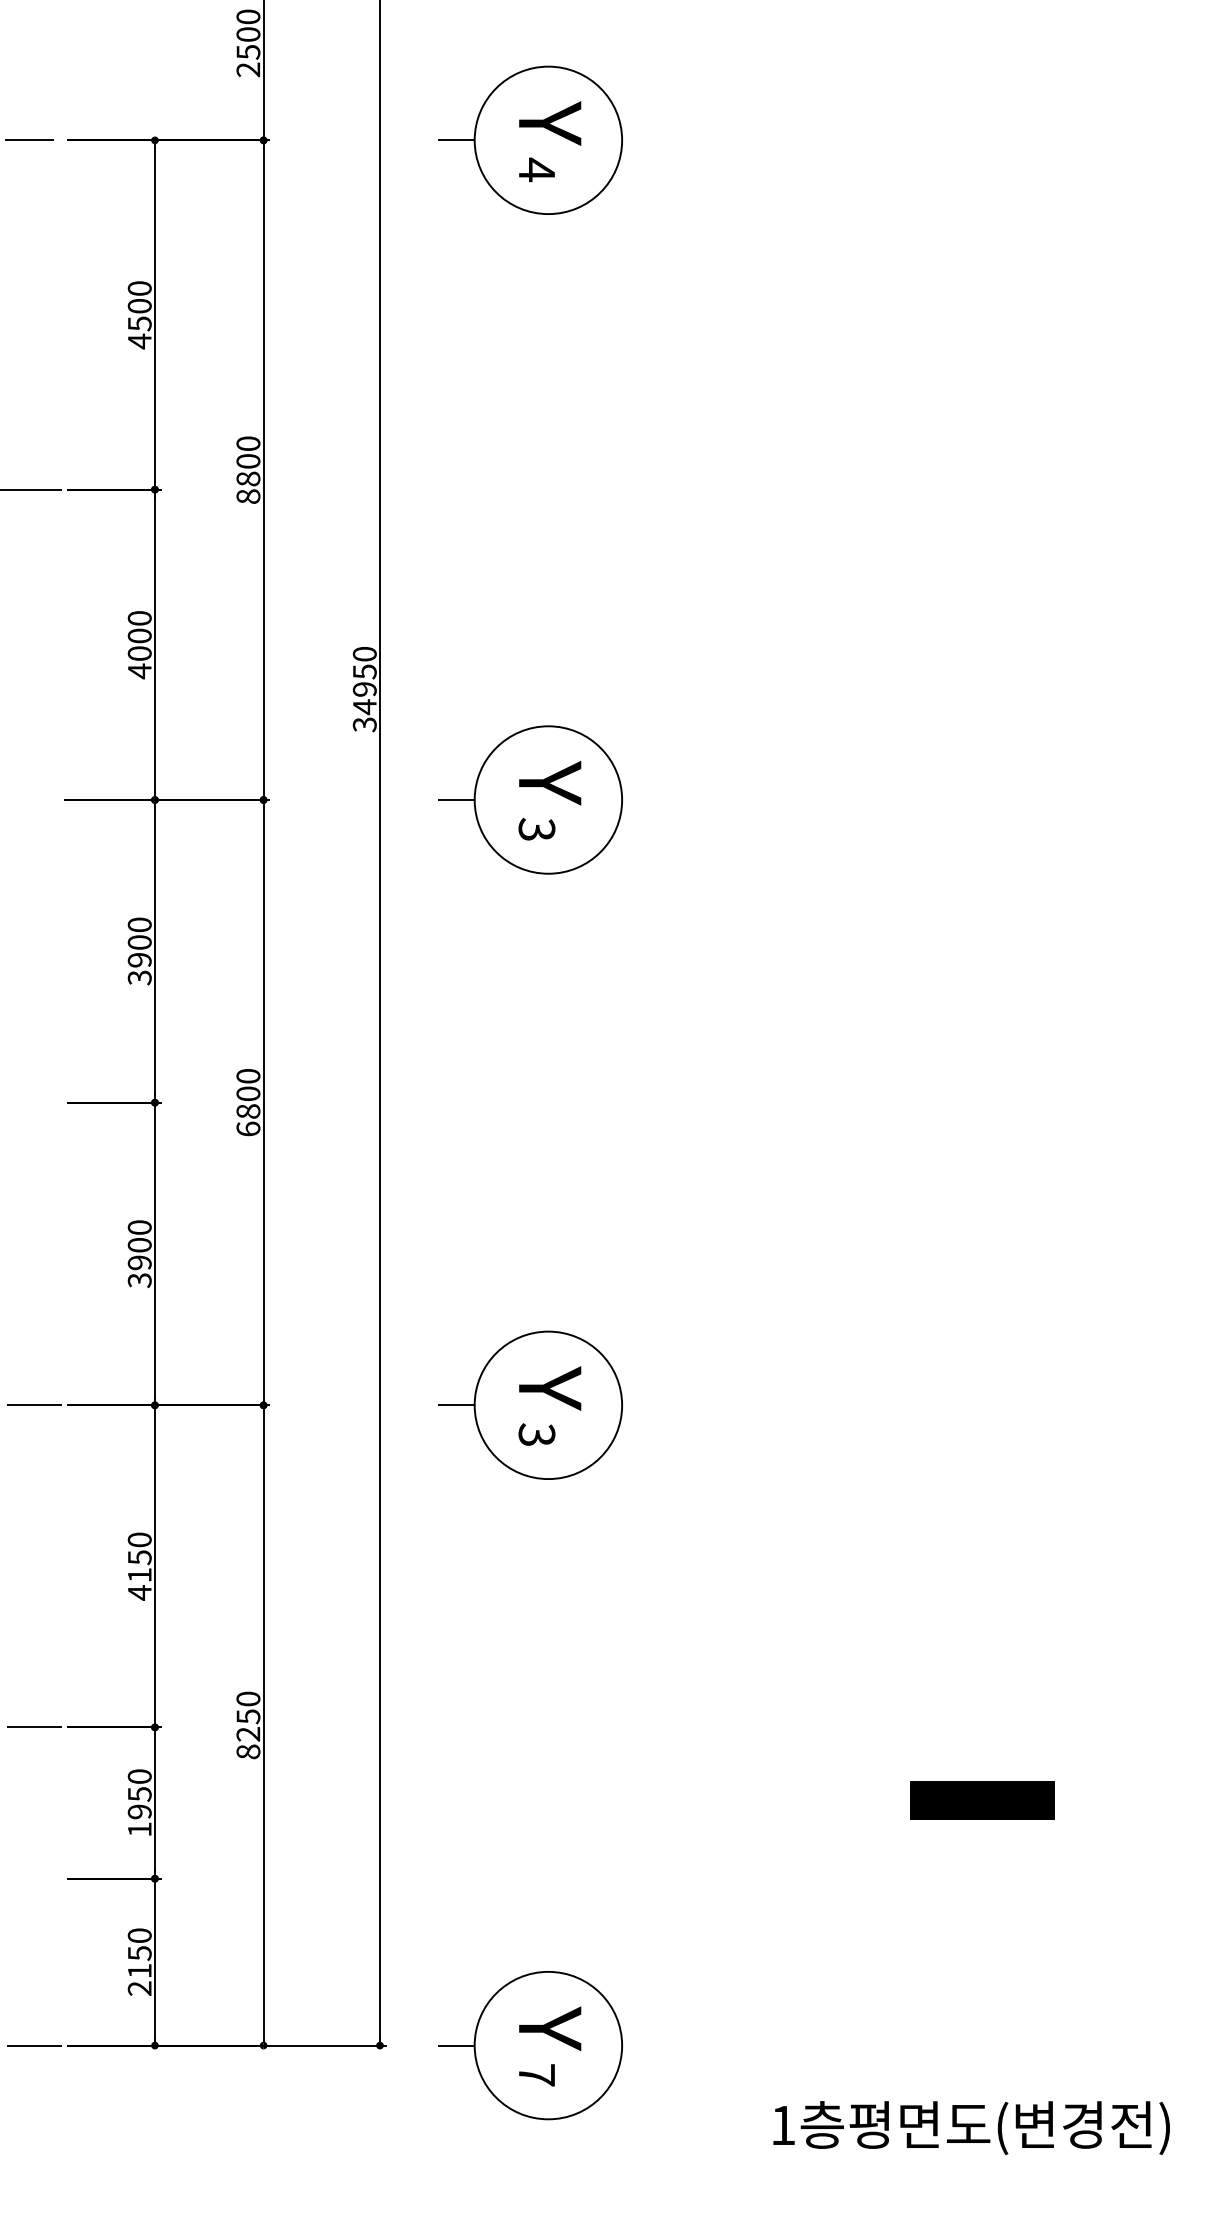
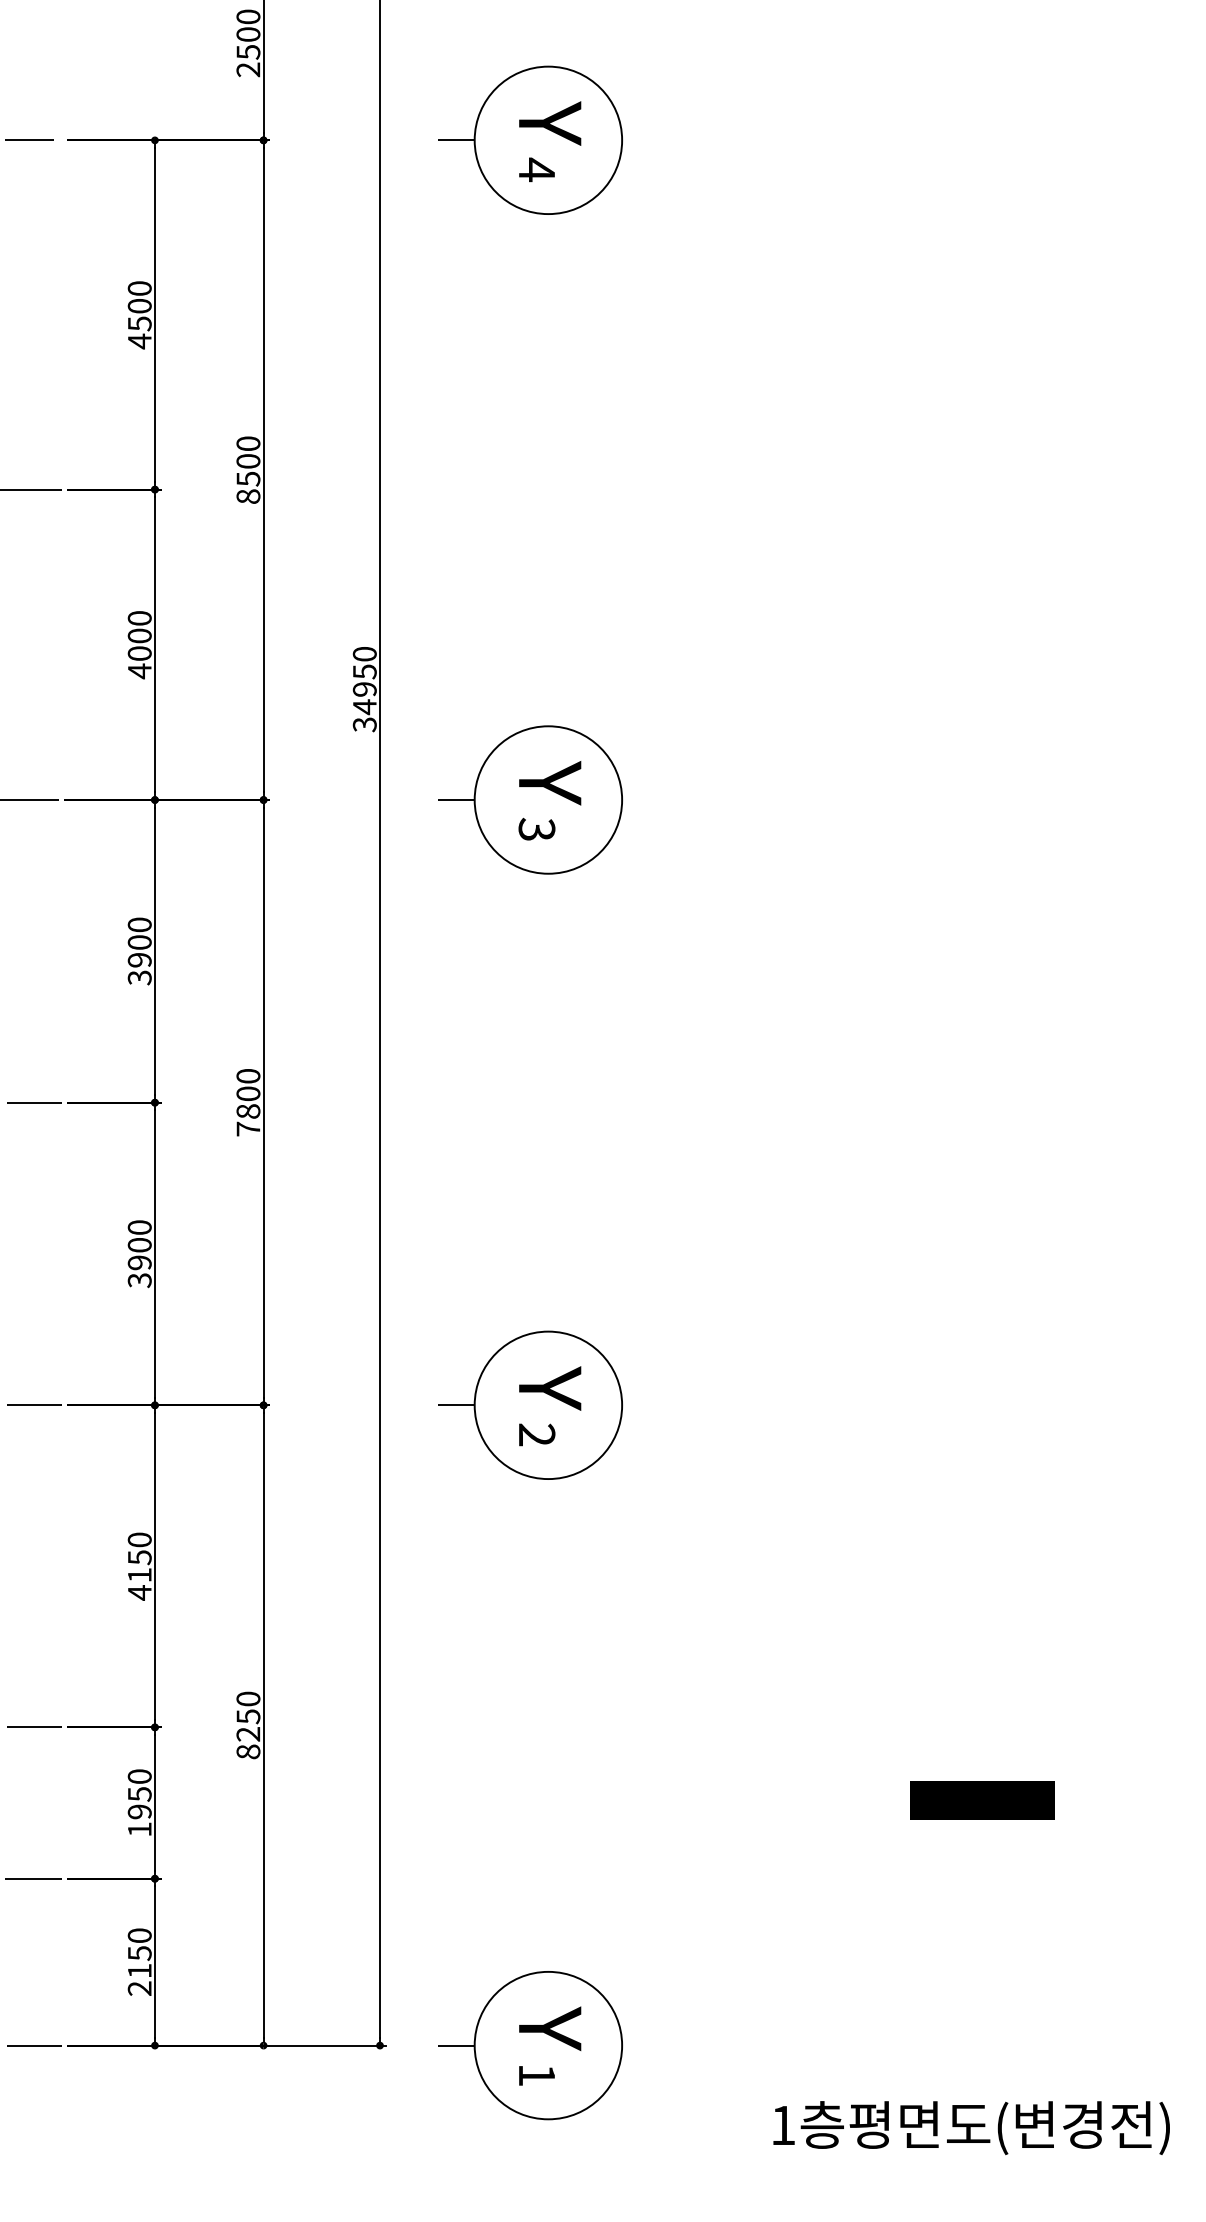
text: 8800 -> 8500 (248, 478)
line: none -> present (30, 800)
line: none -> present (31, 1102)
text: 6800 -> 7800 (248, 1128)
text: 3 -> 2 (536, 1434)
line: none -> present (31, 1878)
text: 7 -> 1 (536, 2075)
